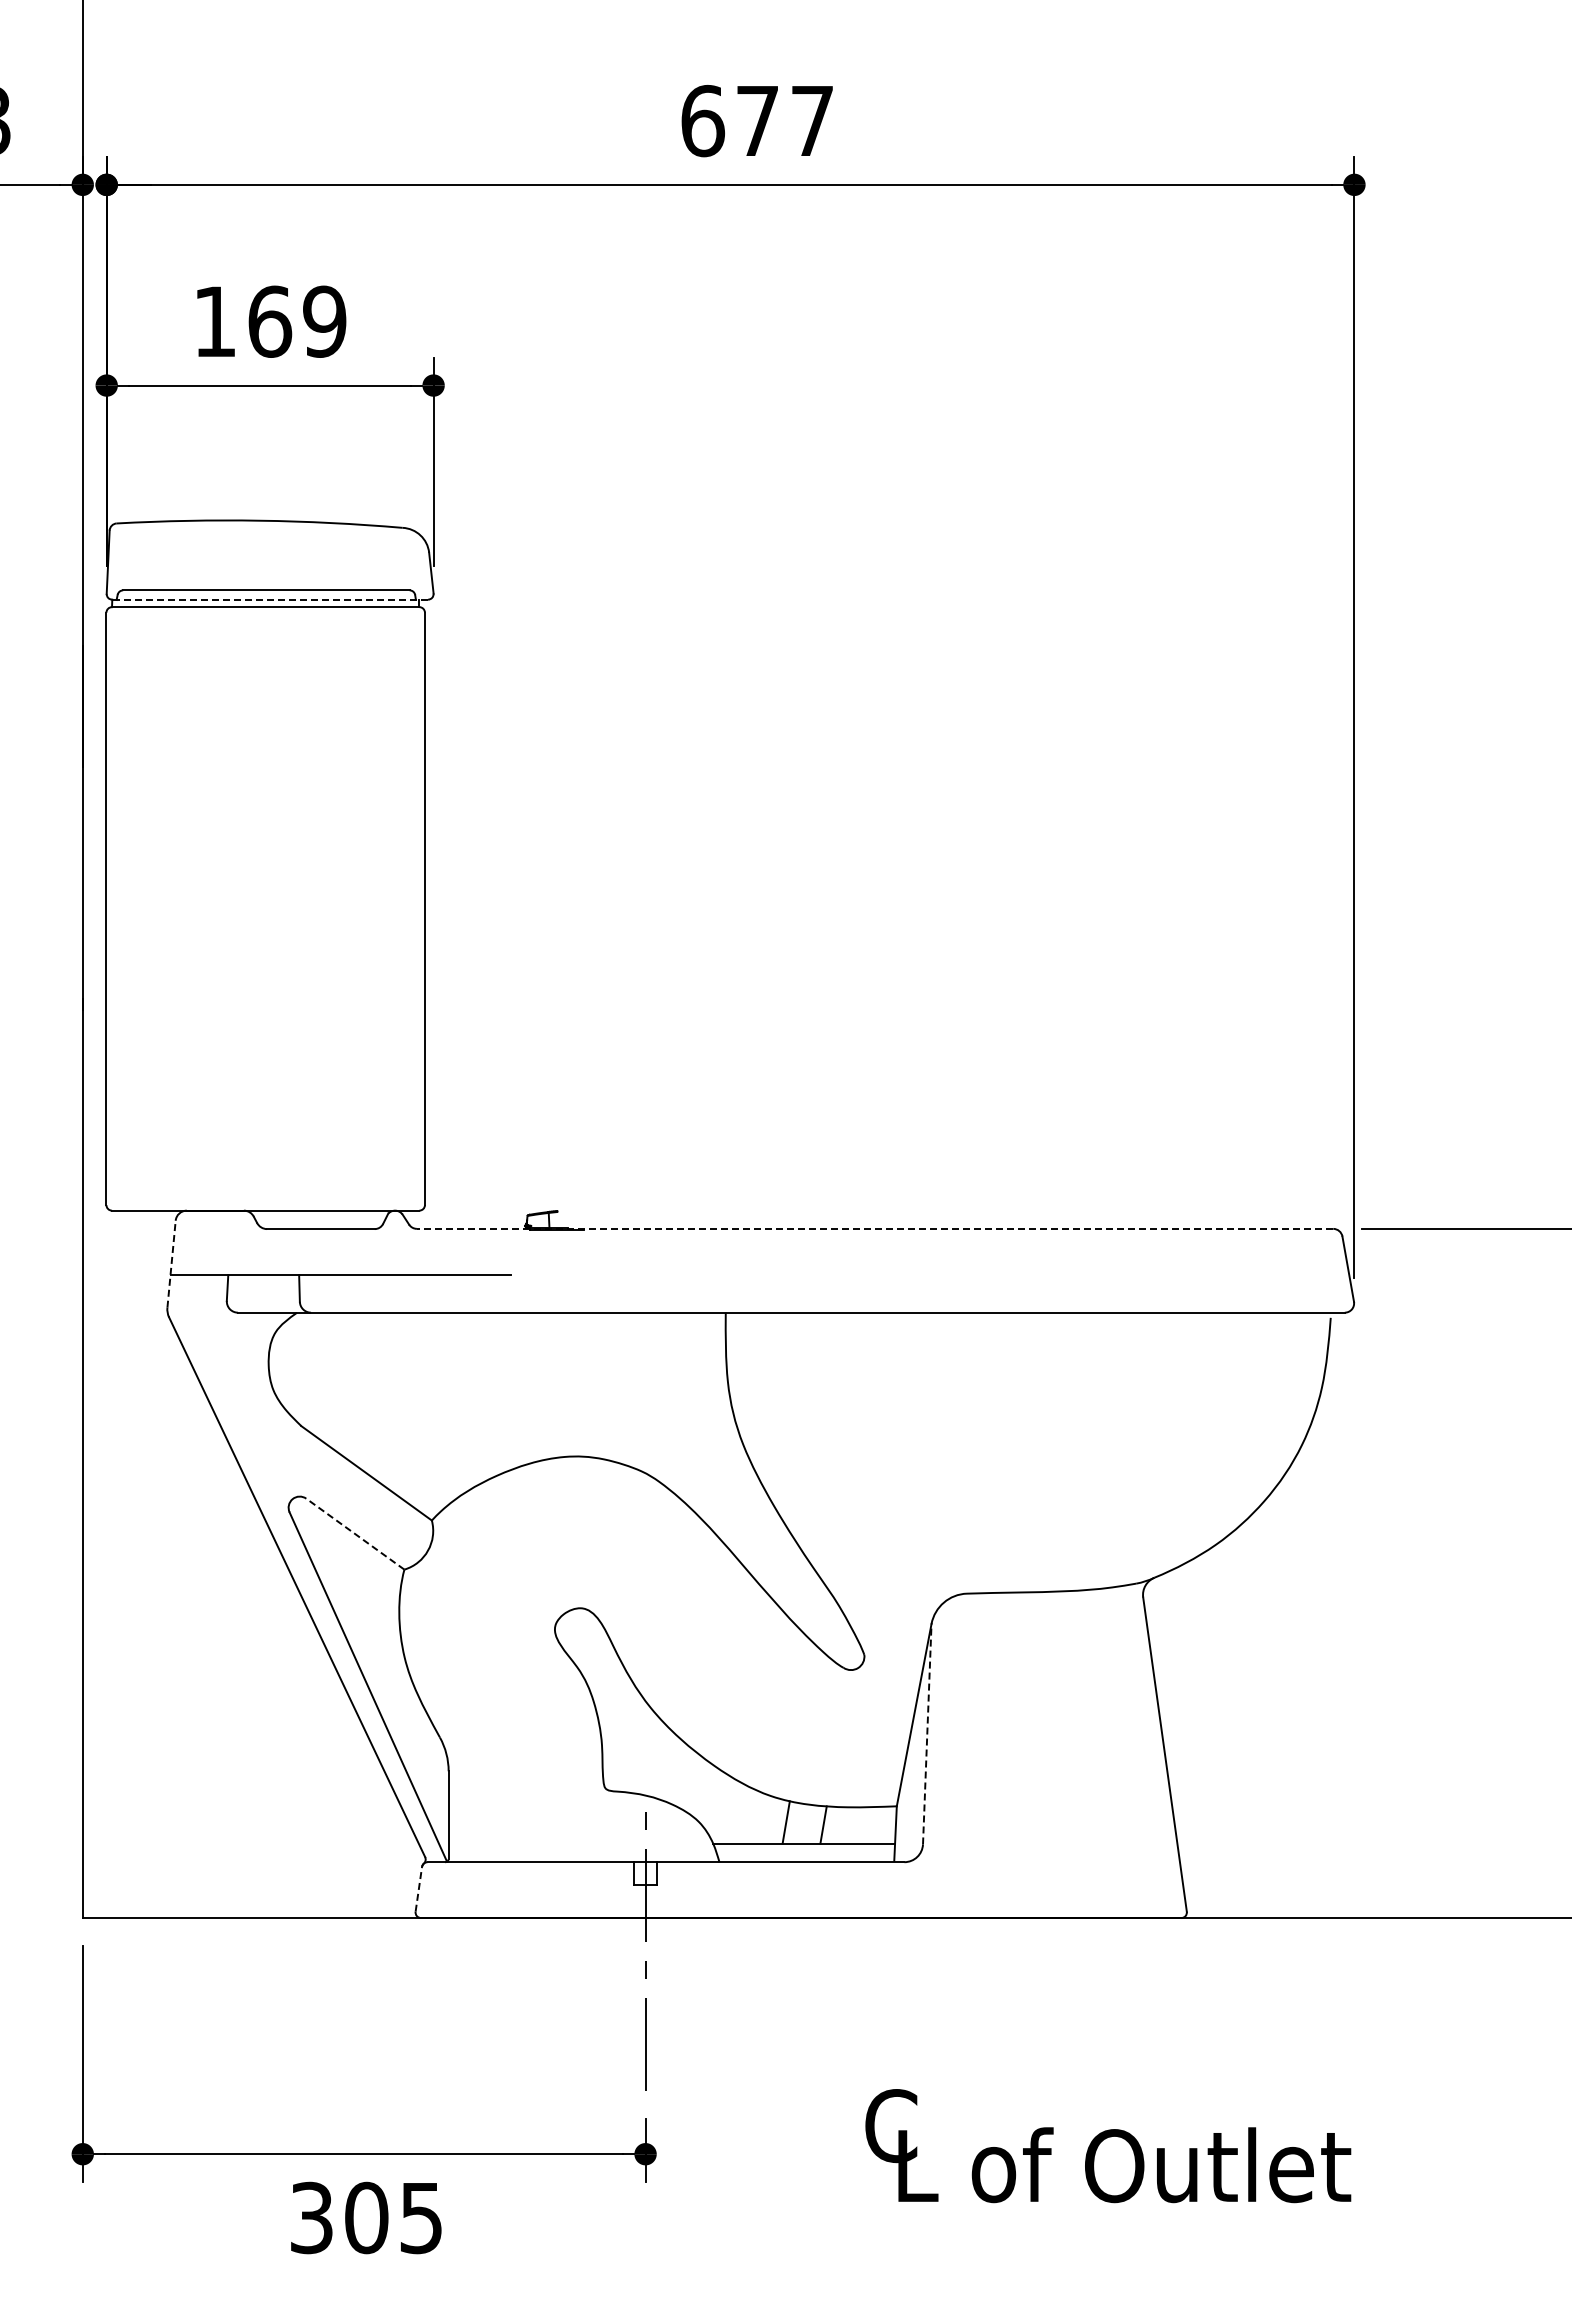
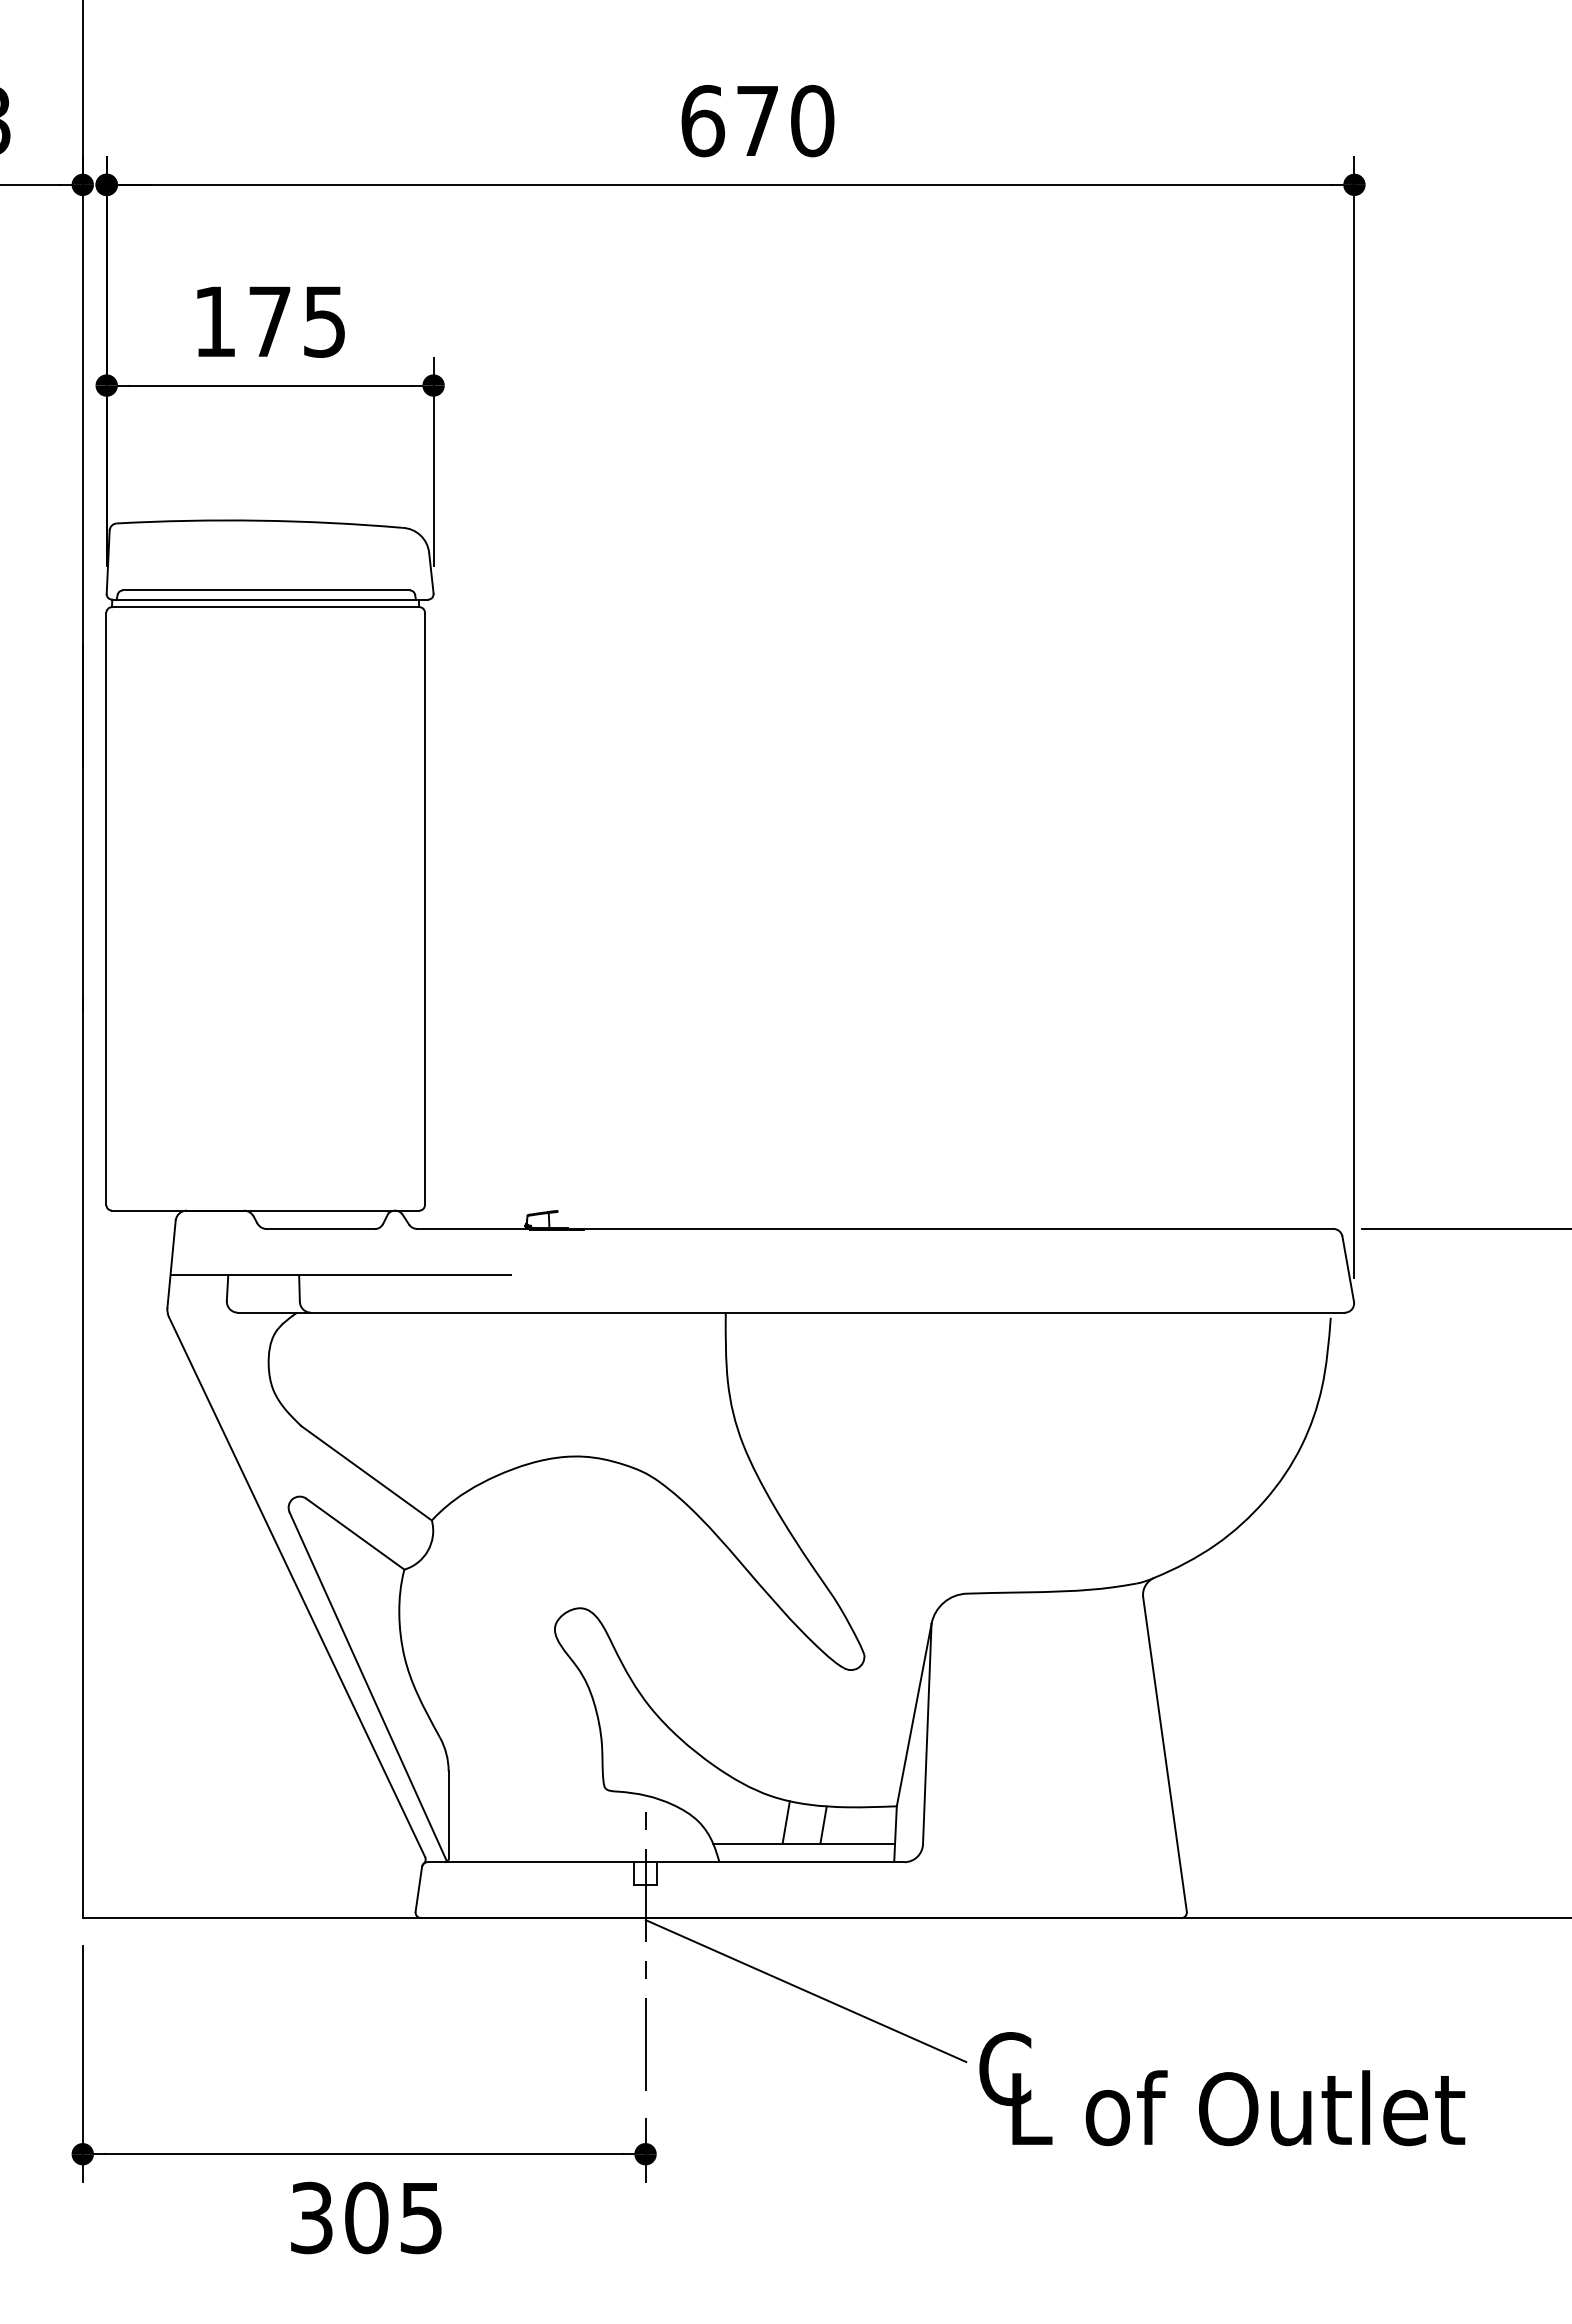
text: 677 -> 670 (812, 120)
text: 169 -> 175 (297, 321)
line: dashed -> solid (270, 599)
line: dashed -> solid (874, 1228)
line: dashed -> solid (171, 1264)
line: dashed -> solid (355, 1534)
line: dashed -> solid (927, 1733)
line: dashed -> solid (418, 1889)
line: none -> present (805, 1991)
text position: (1108, 2146) -> (1222, 2089) (1222, 2089)
